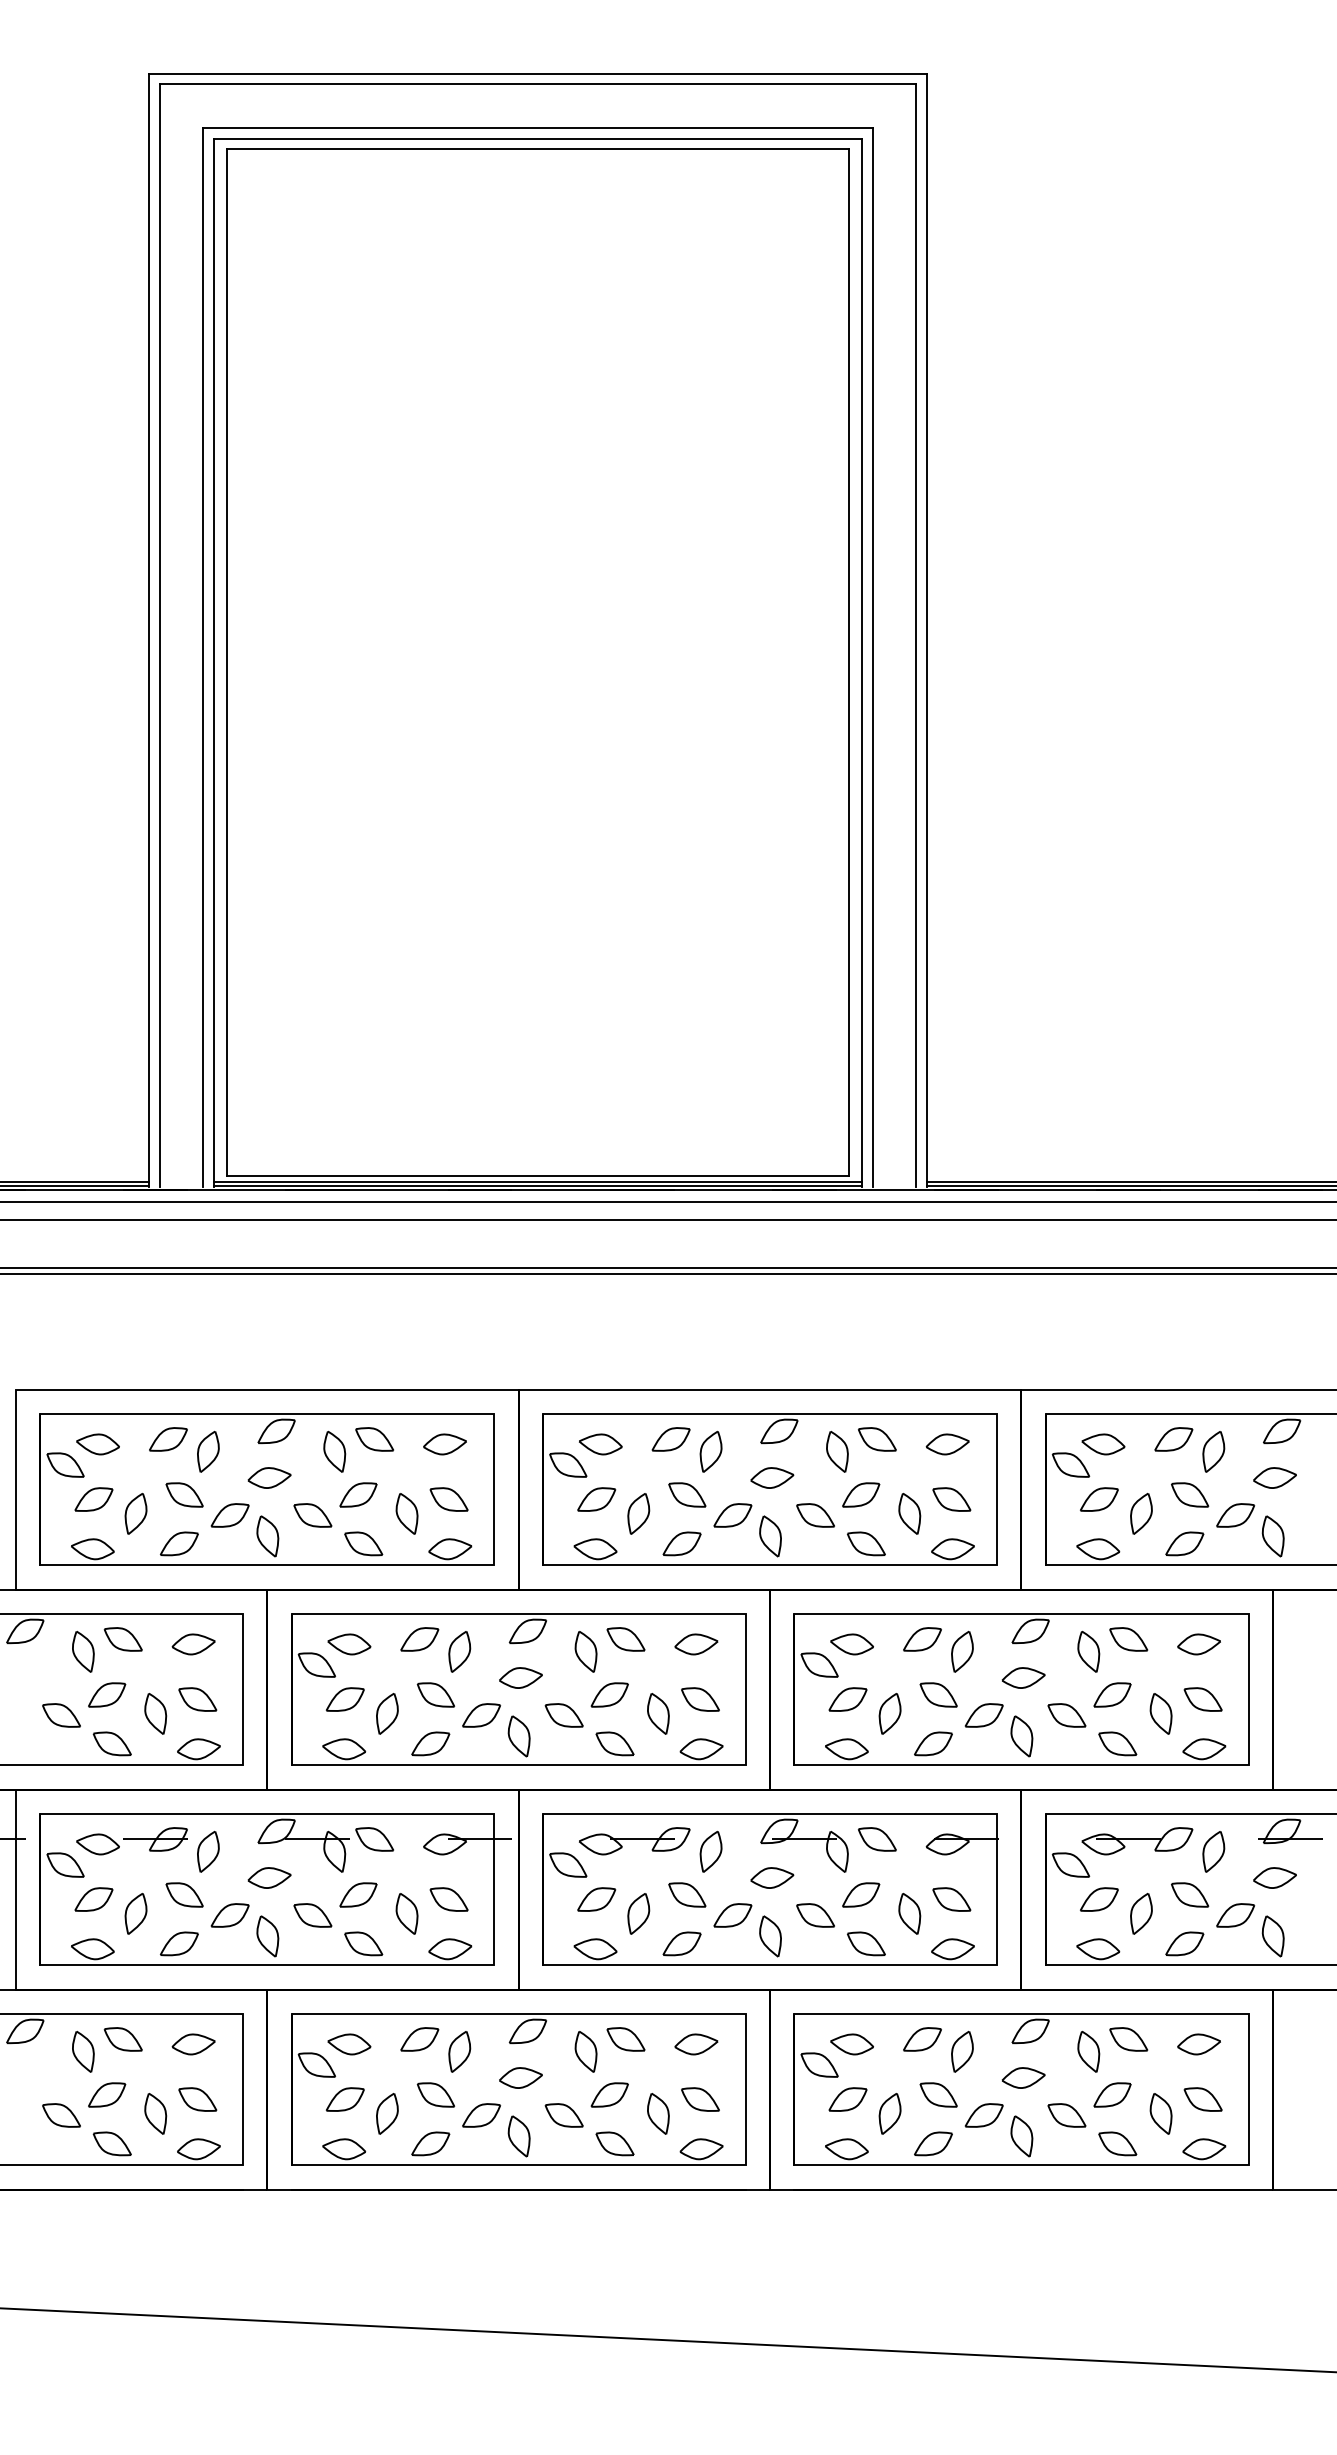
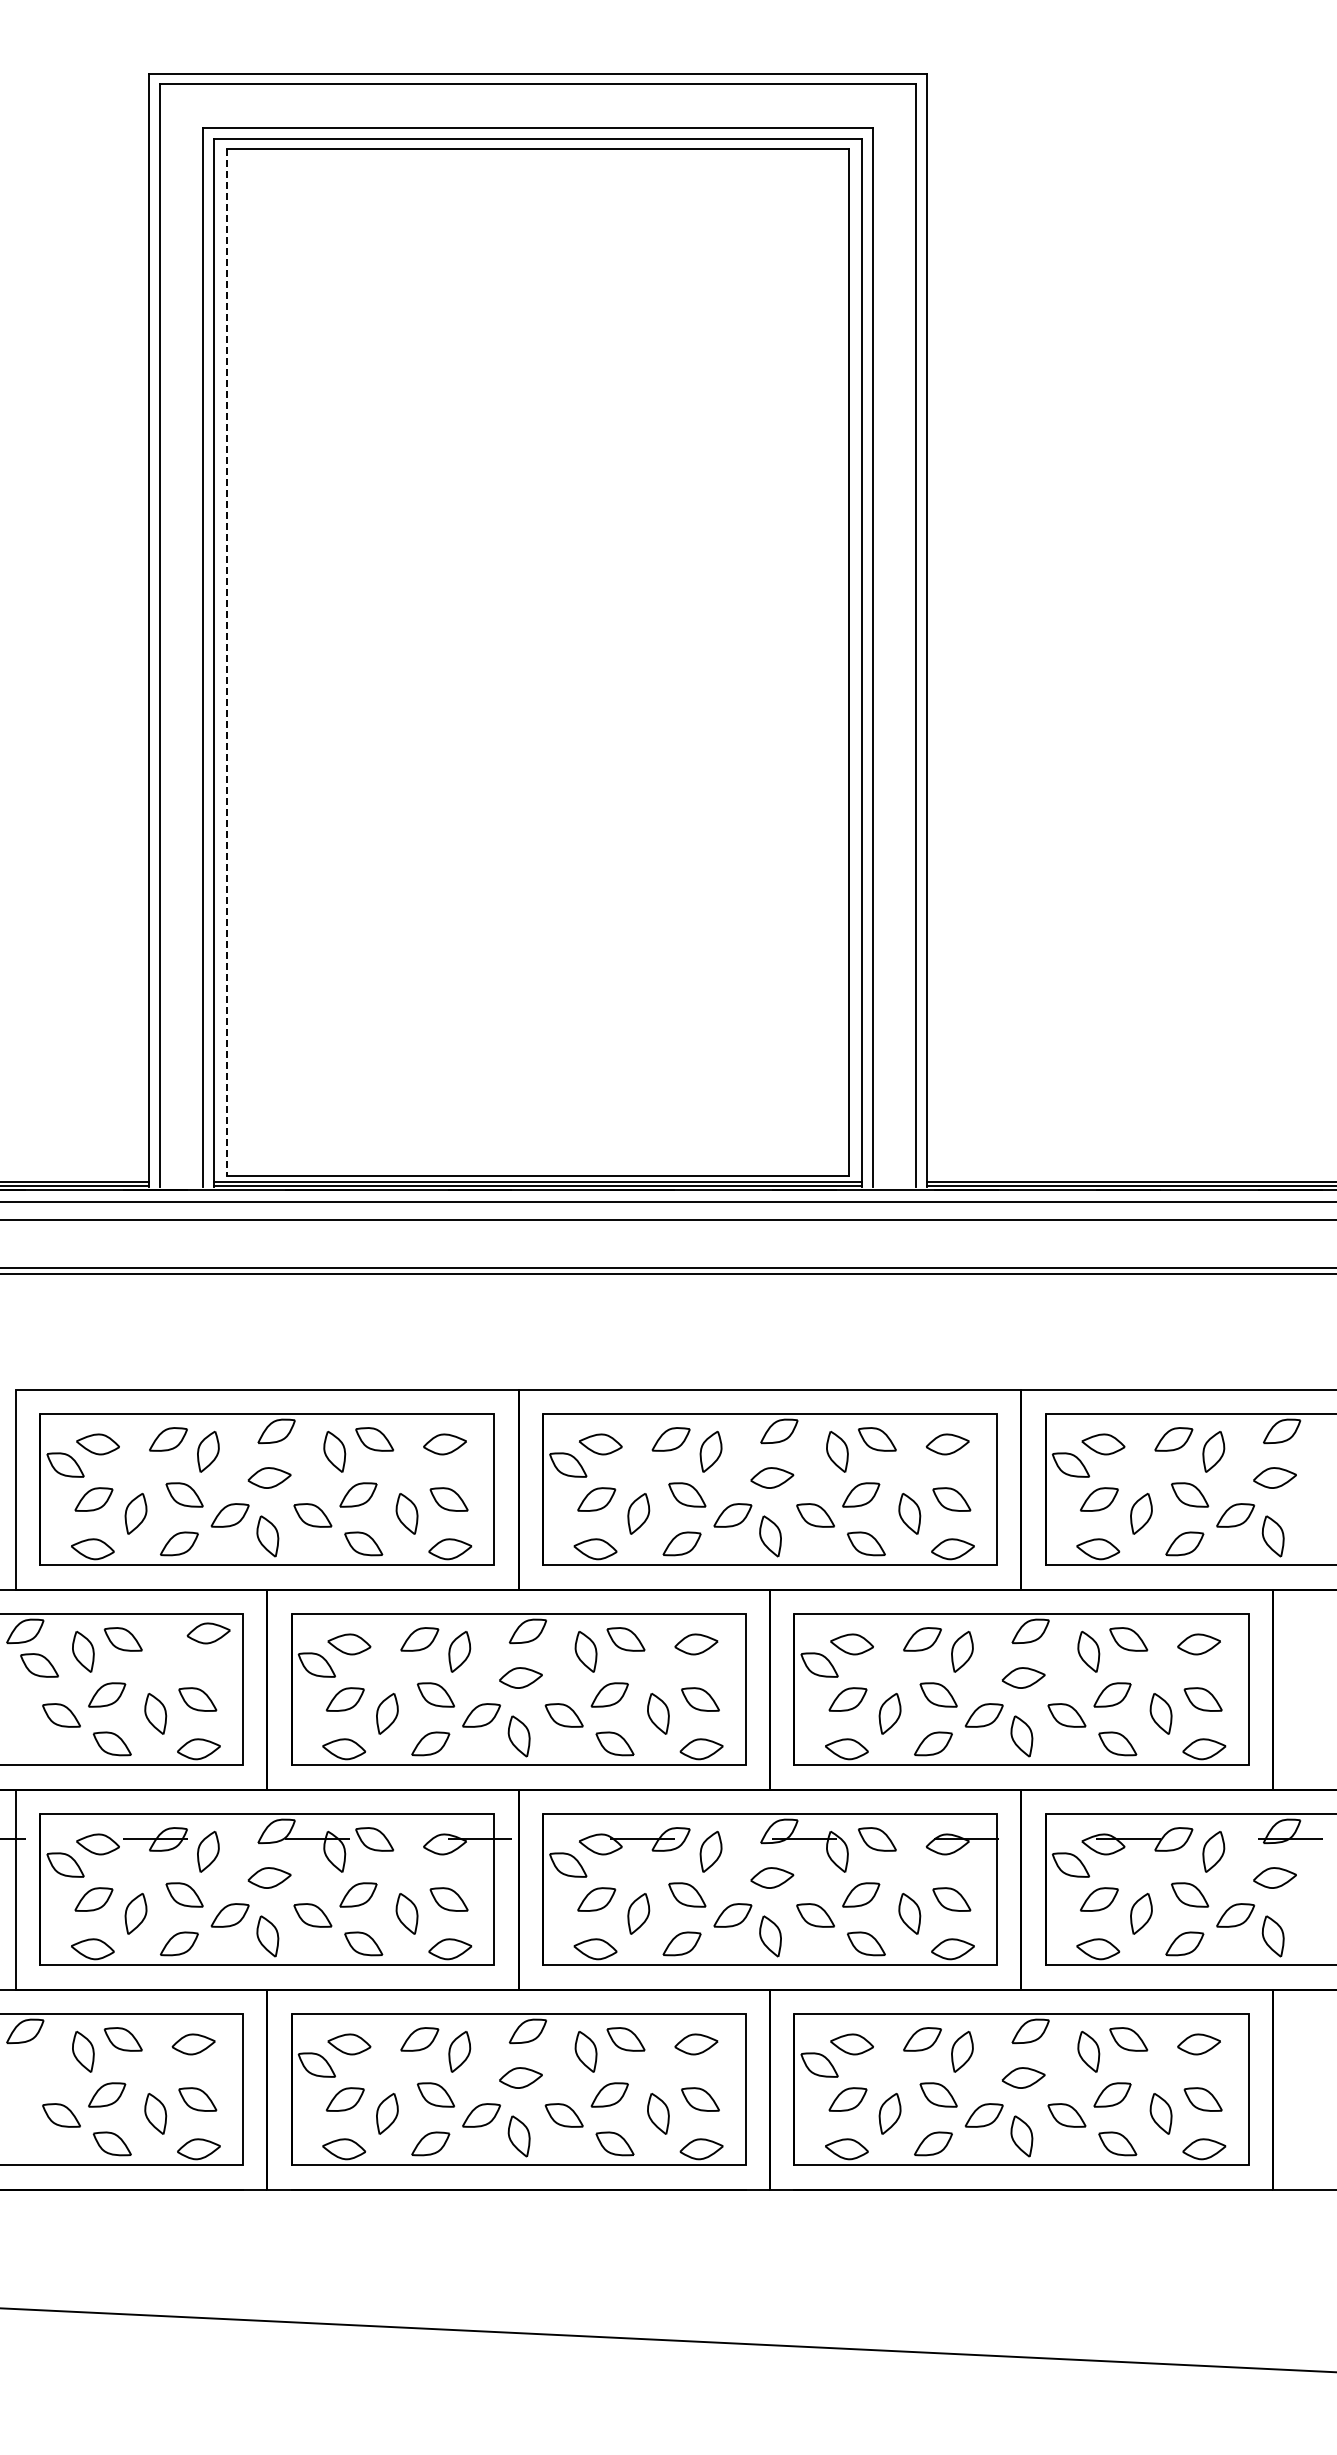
line: solid -> dashed (227, 662)
part position: (193, 1644) -> (208, 1633) (208, 1633)
part: none -> present (39, 1665)
